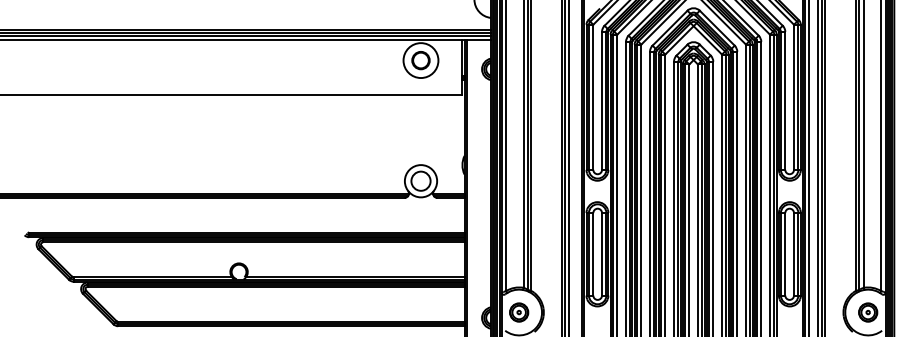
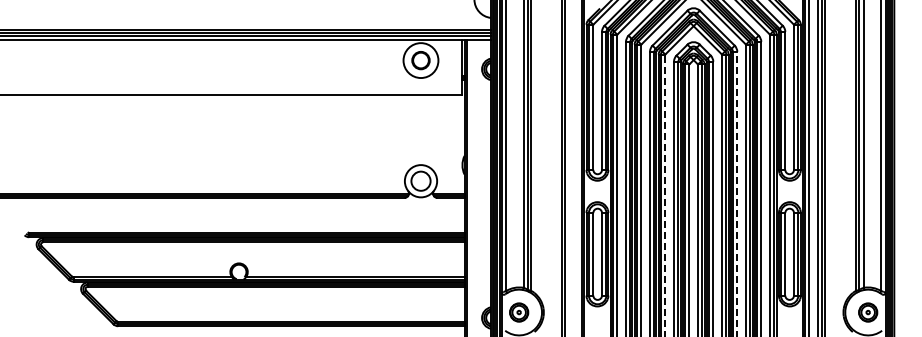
line: present -> none (569, 167)
line: solid -> dashed (737, 193)
line: solid -> dashed (665, 195)
